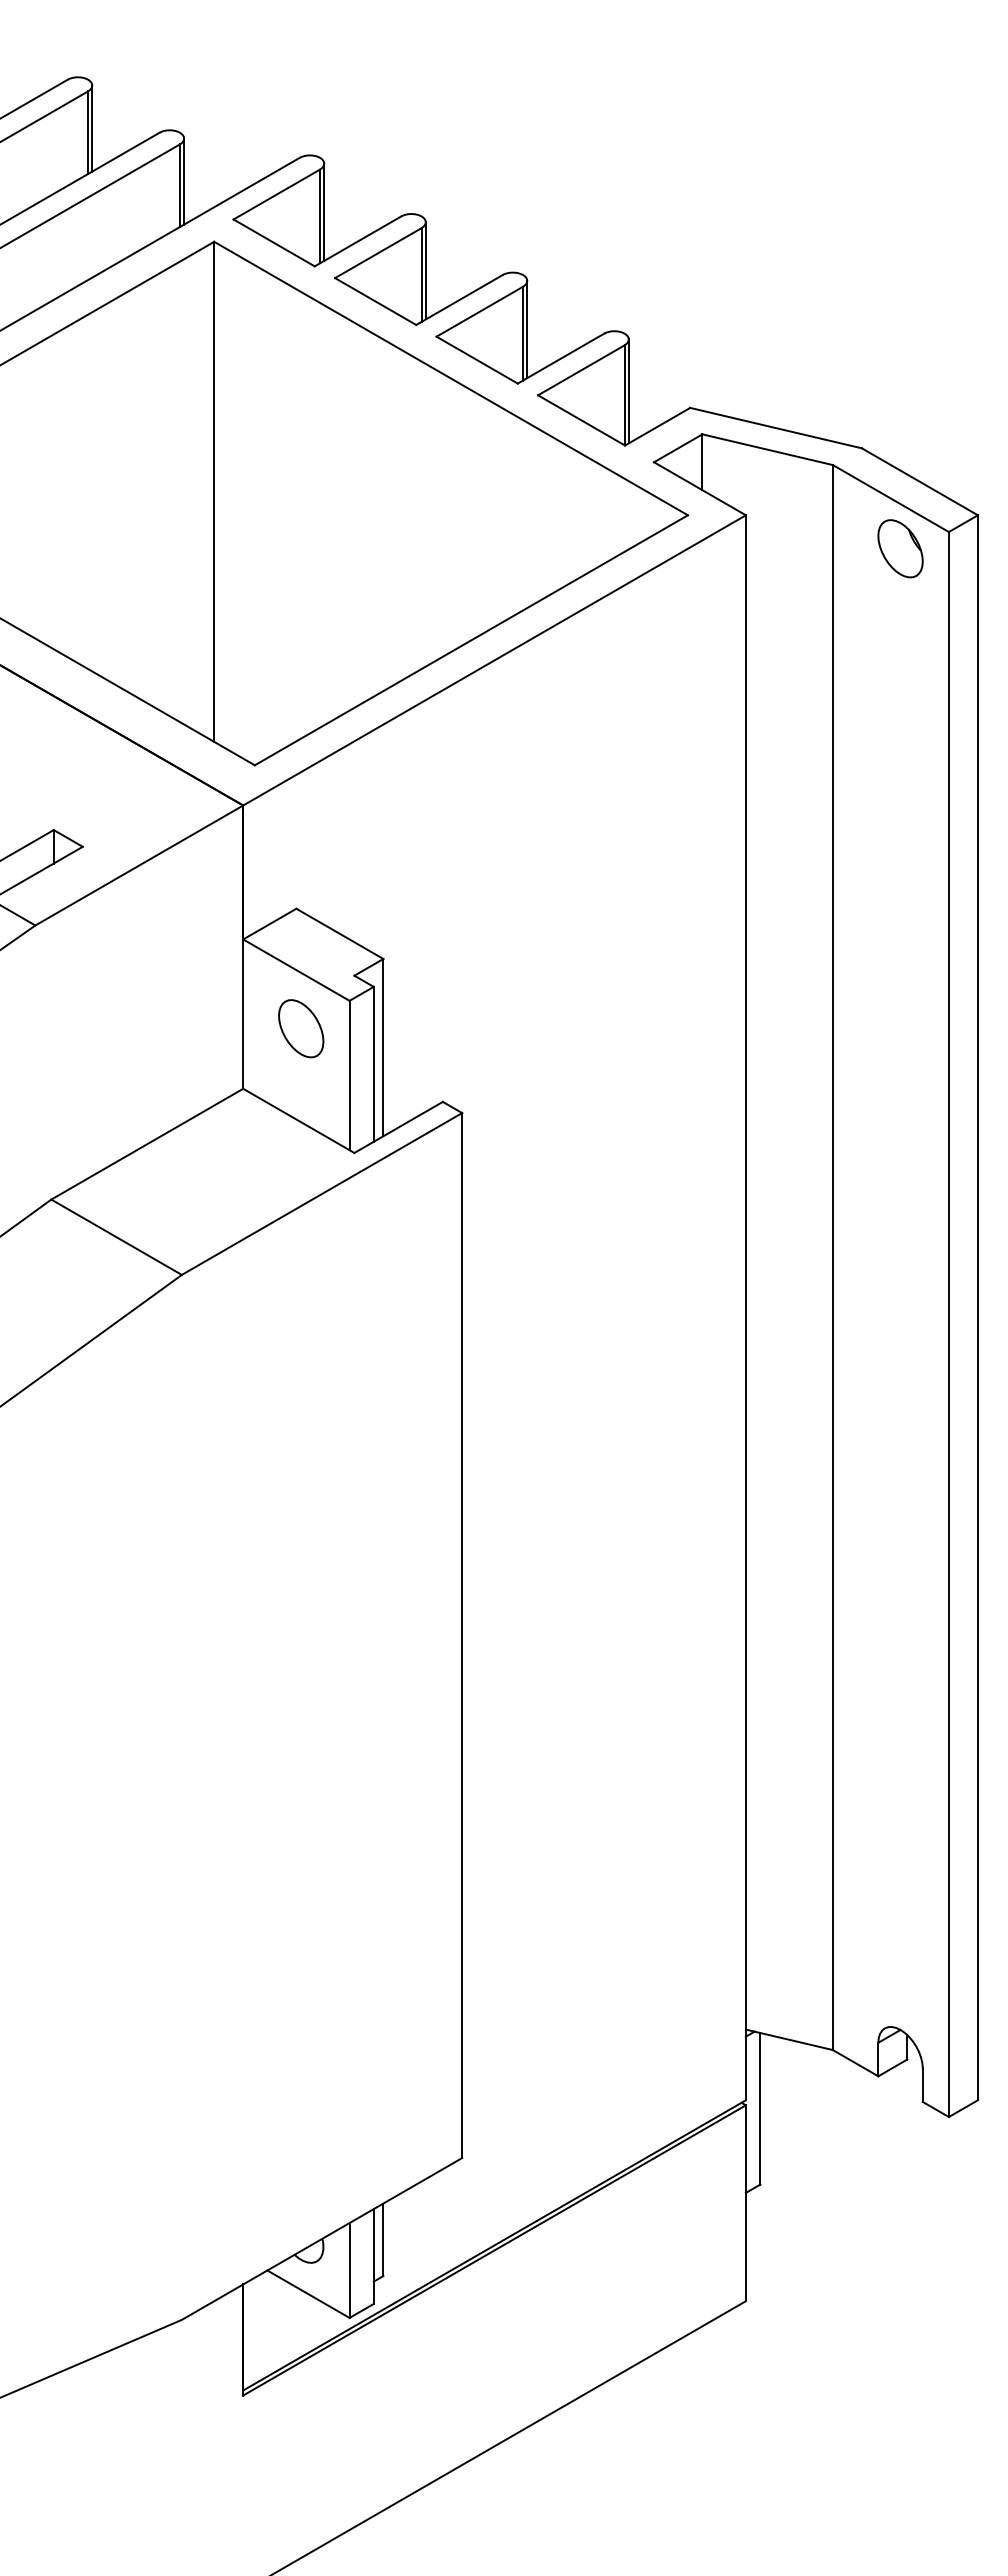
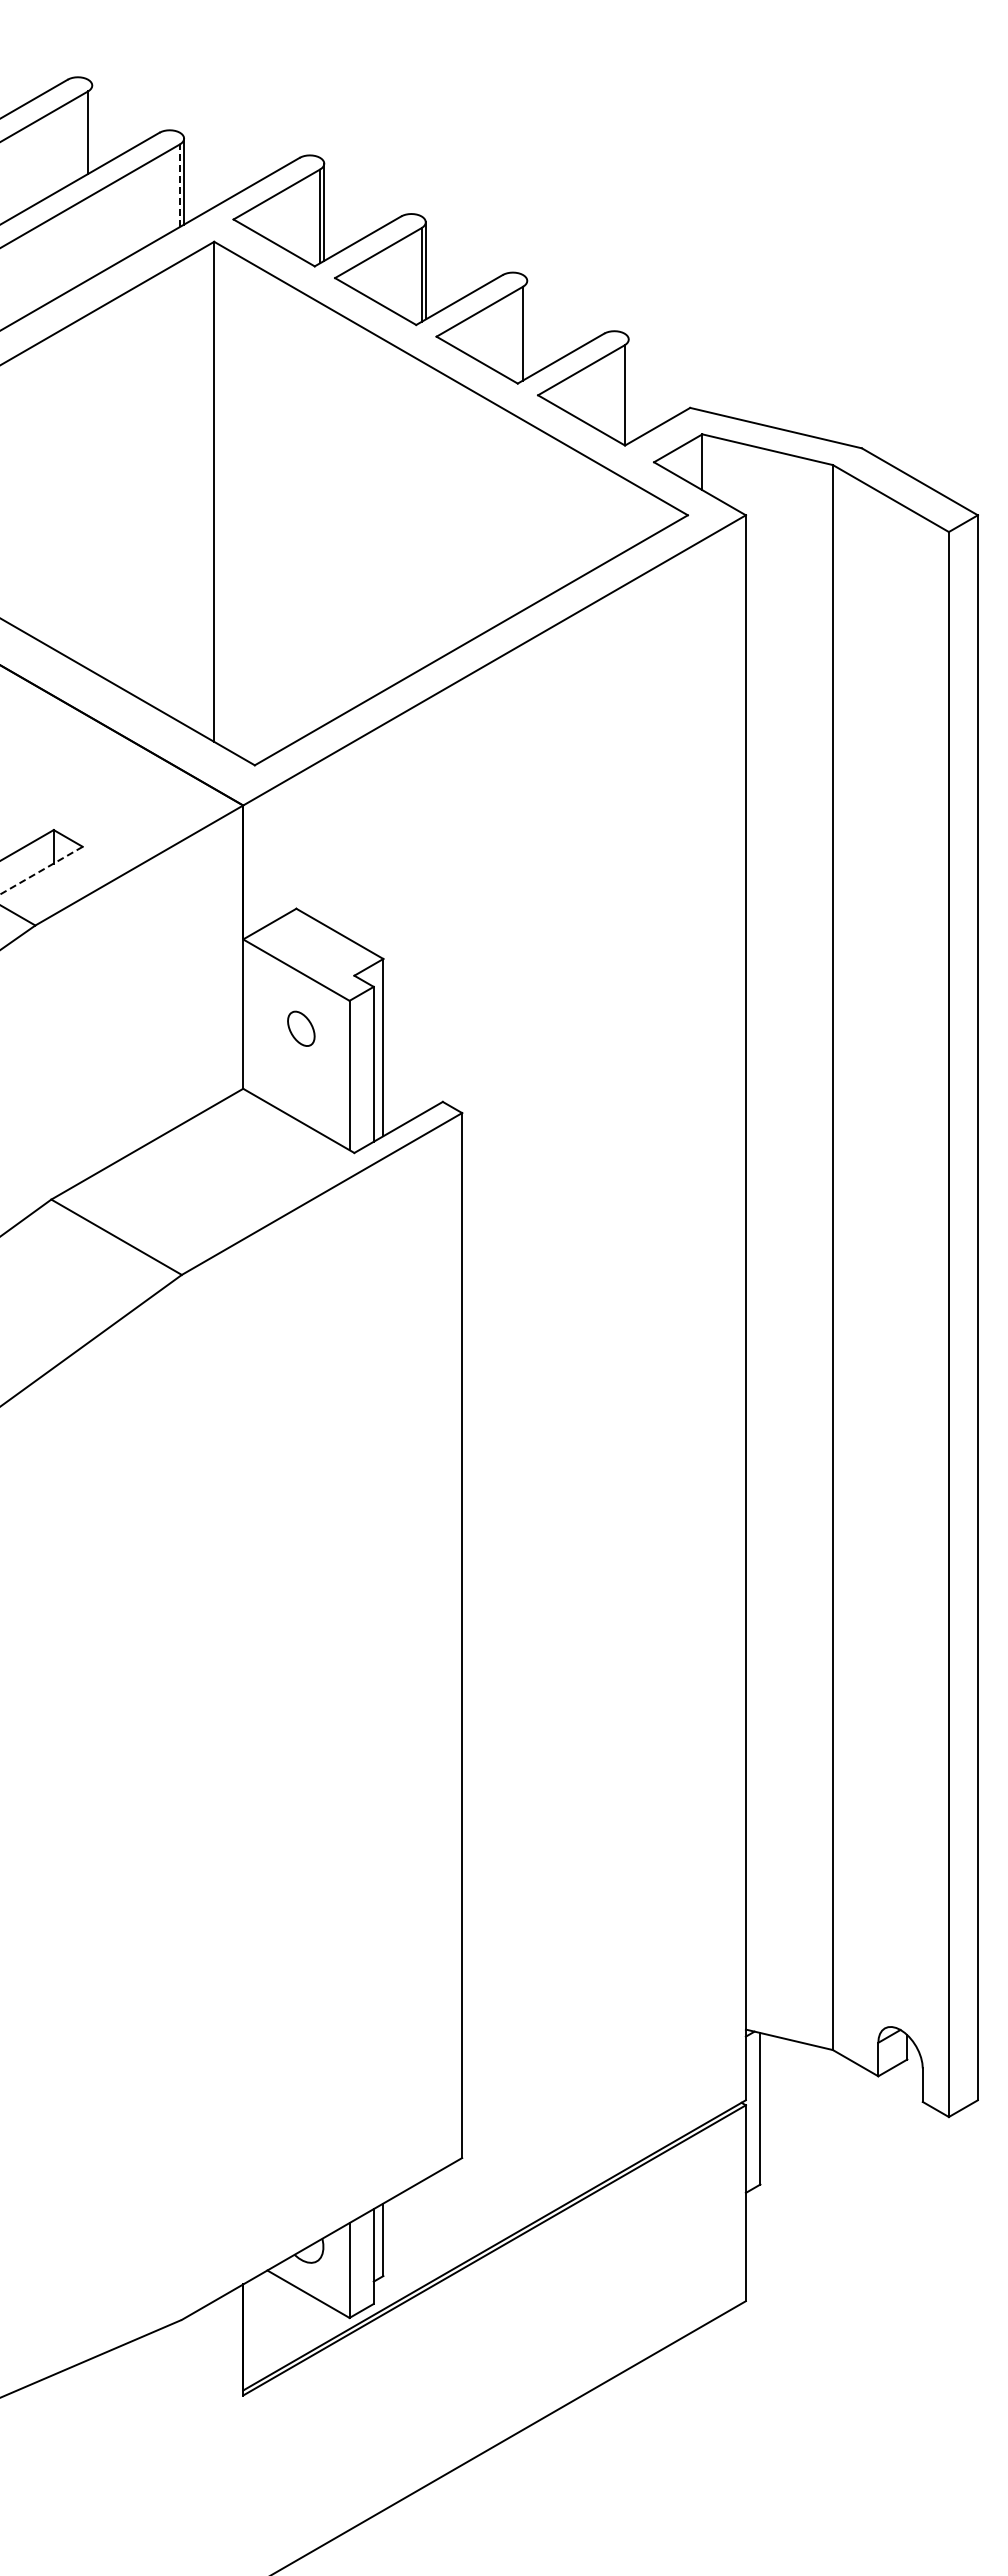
line: present -> none (92, 128)
line: solid -> dashed (179, 185)
line: present -> none (527, 329)
line: present -> none (628, 391)
part: present -> none (900, 548)
line: solid -> dashed (41, 870)
part size: 47x60 px -> 29x37 px (301, 1028)
